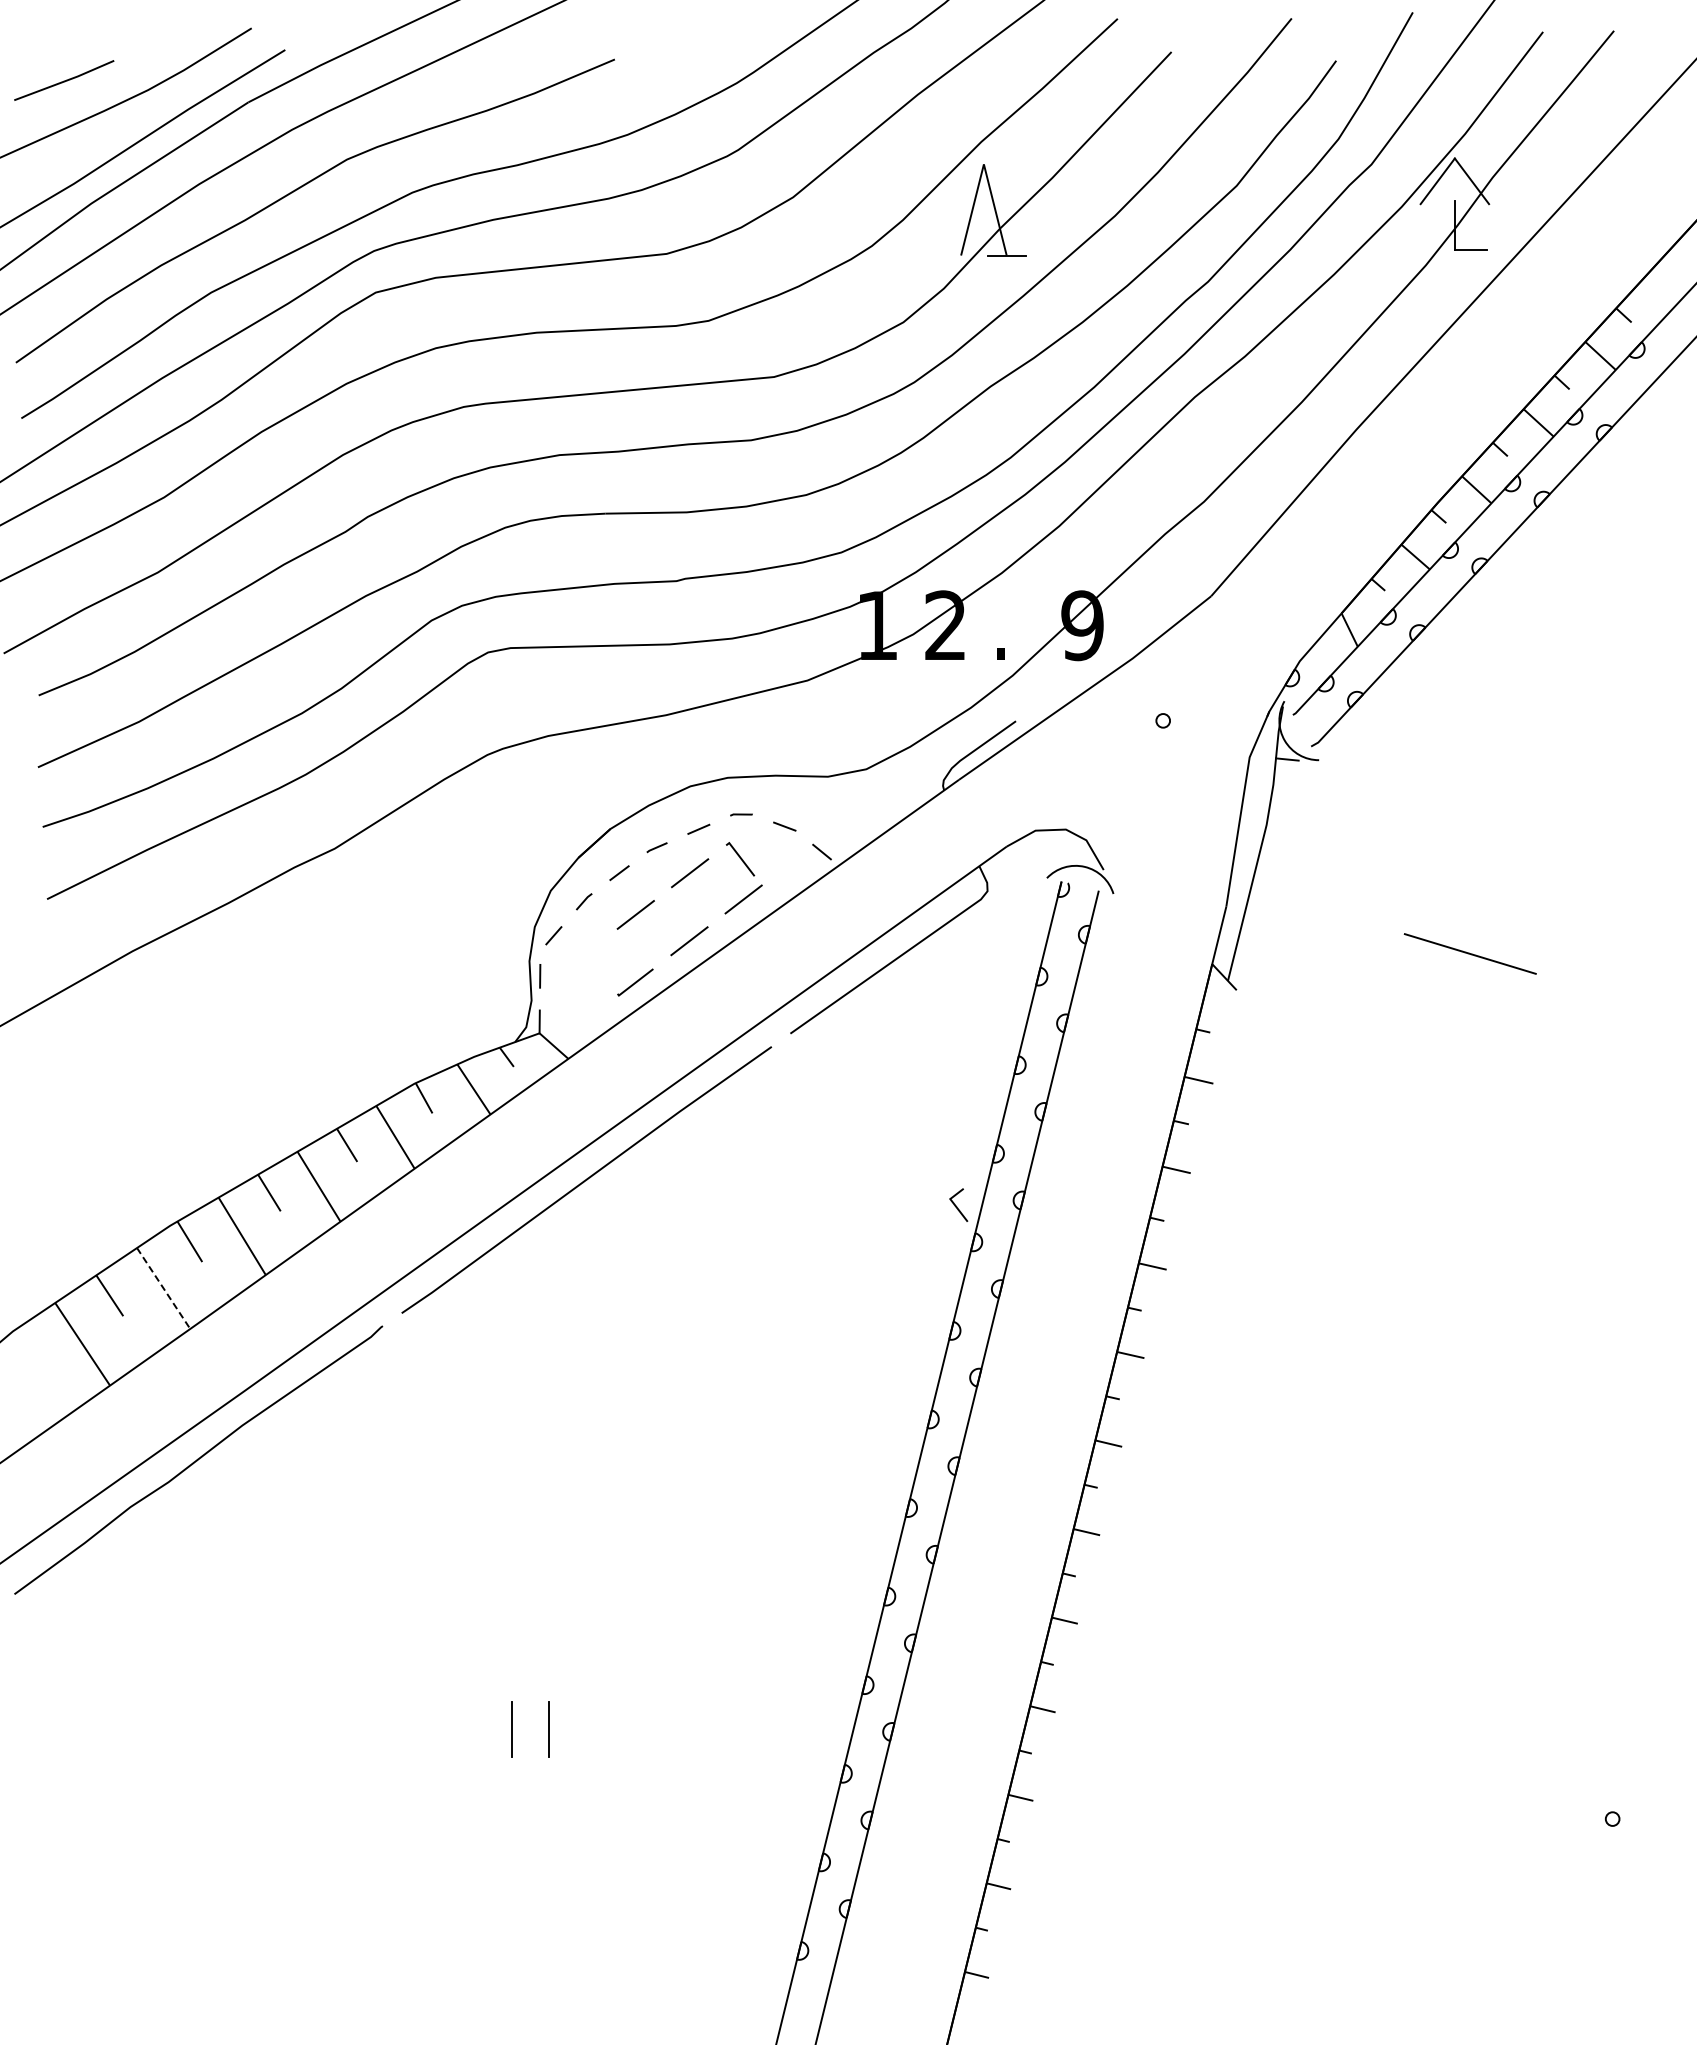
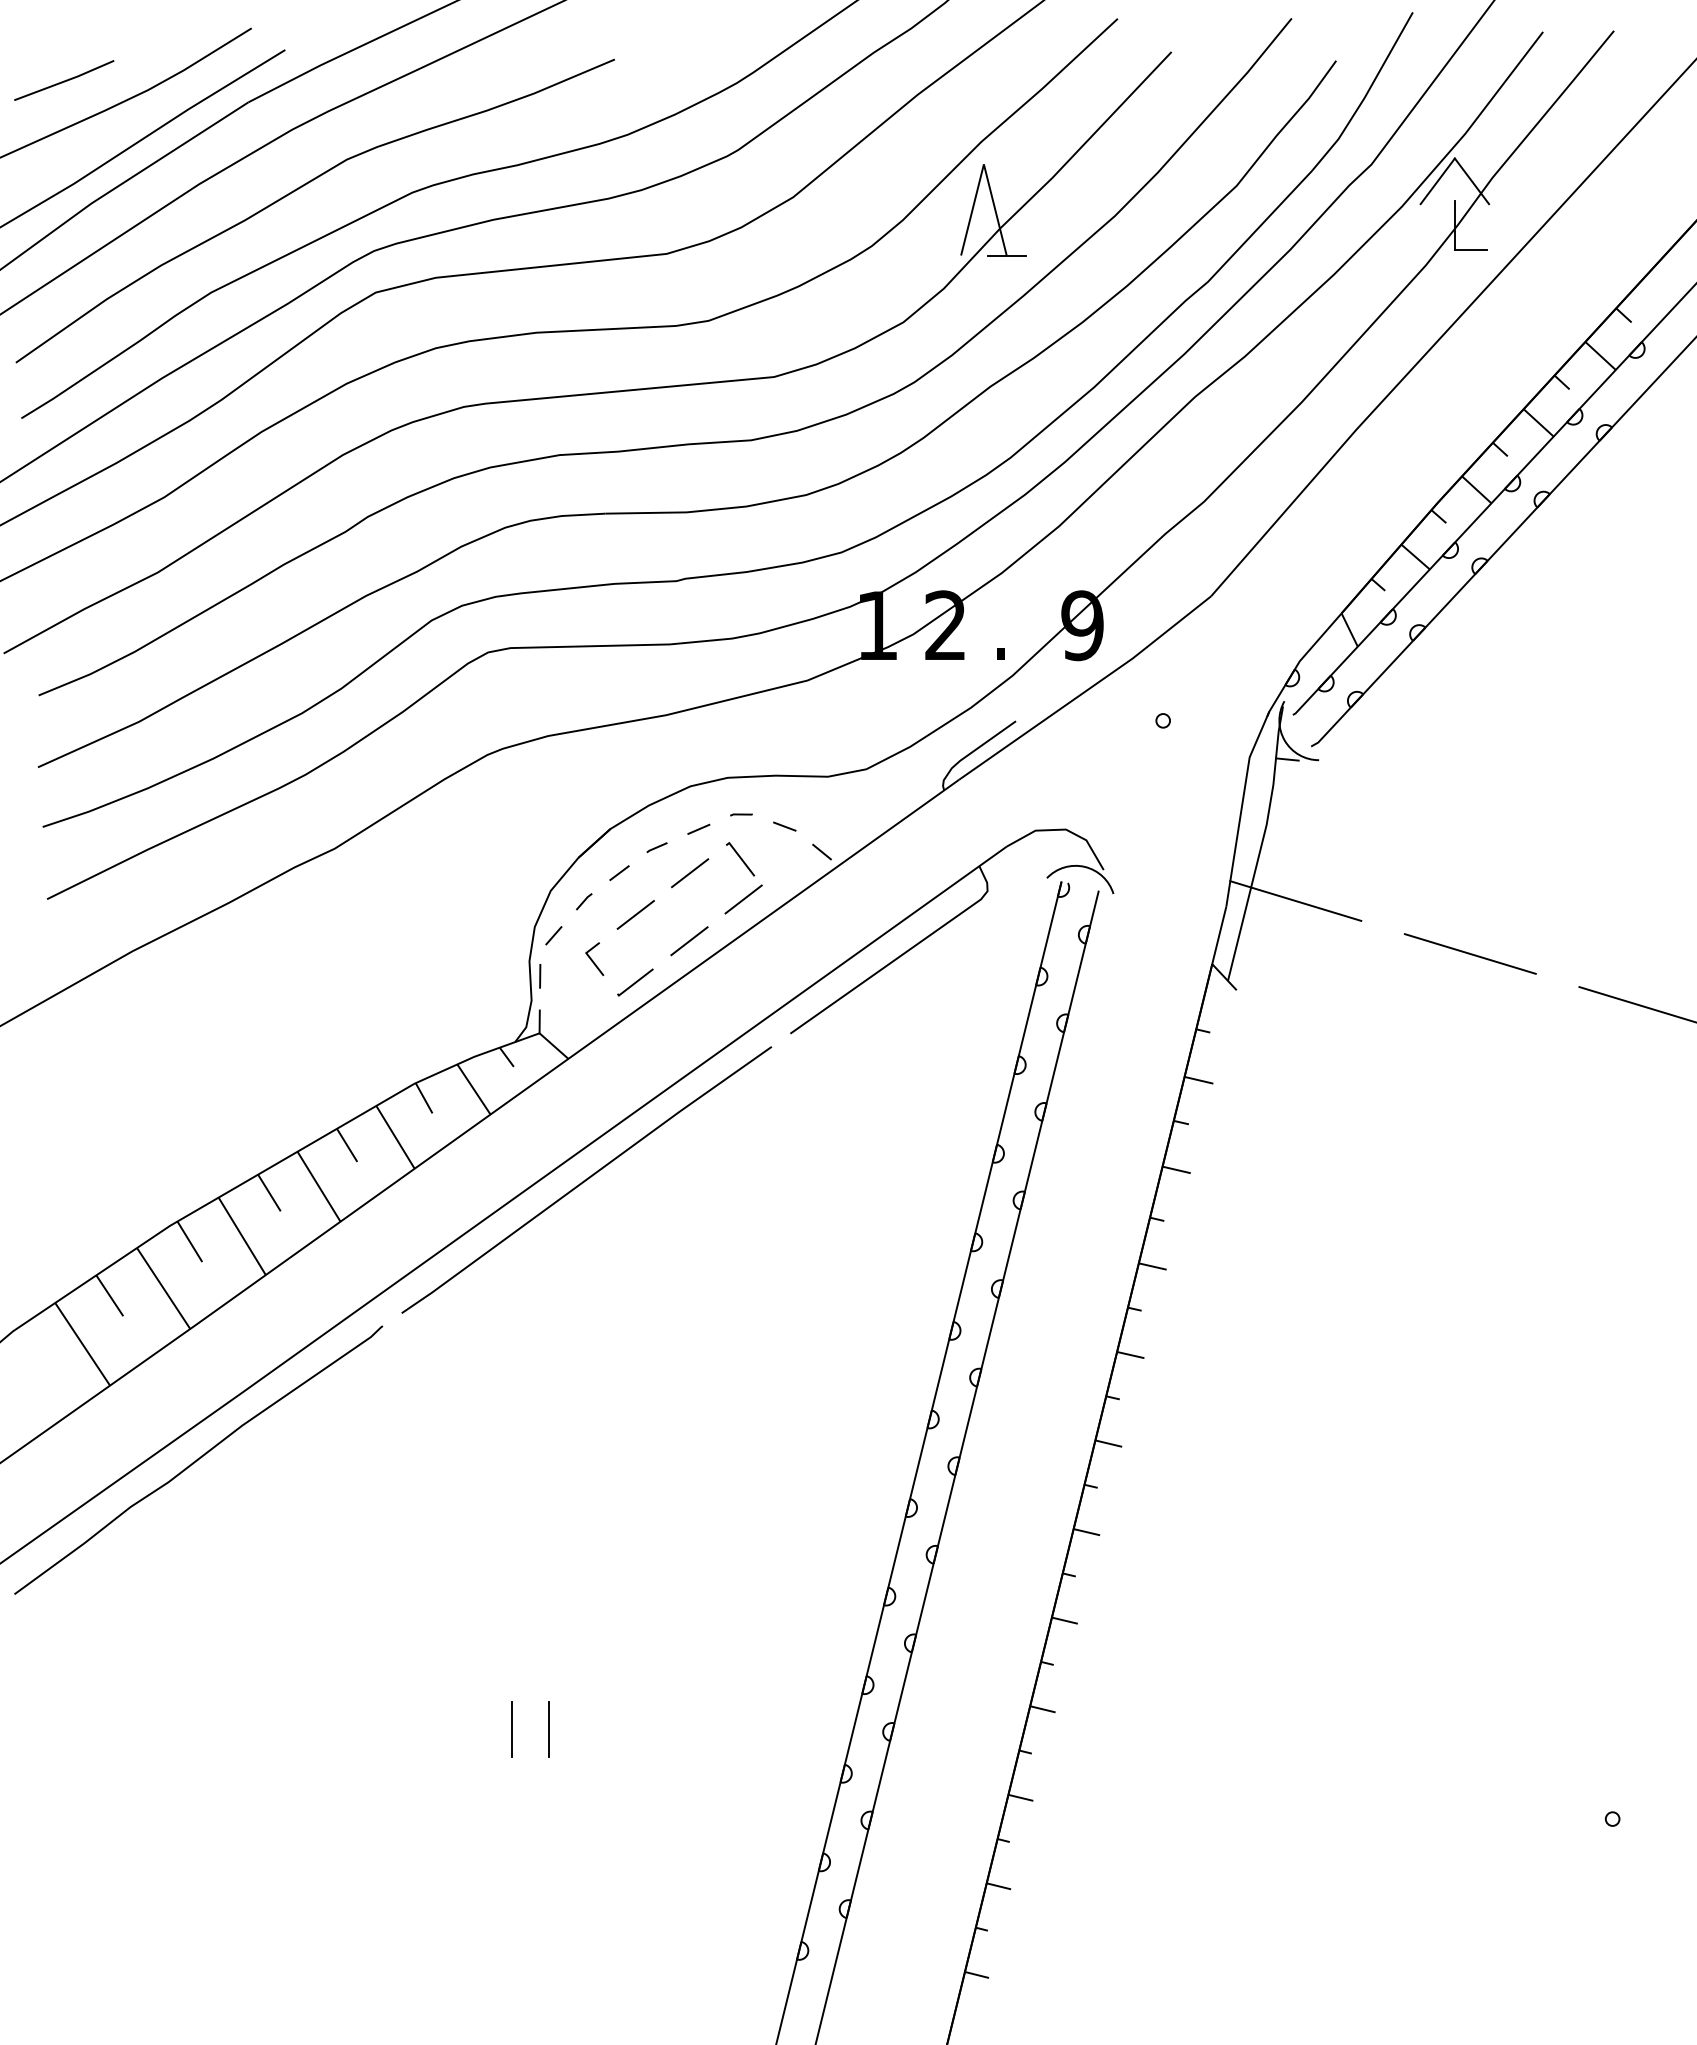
line: none -> present (1295, 900)
line: none -> present (1636, 1004)
line position: (956, 1205) -> (592, 959) (592, 959)
line: dashed -> solid (163, 1288)
